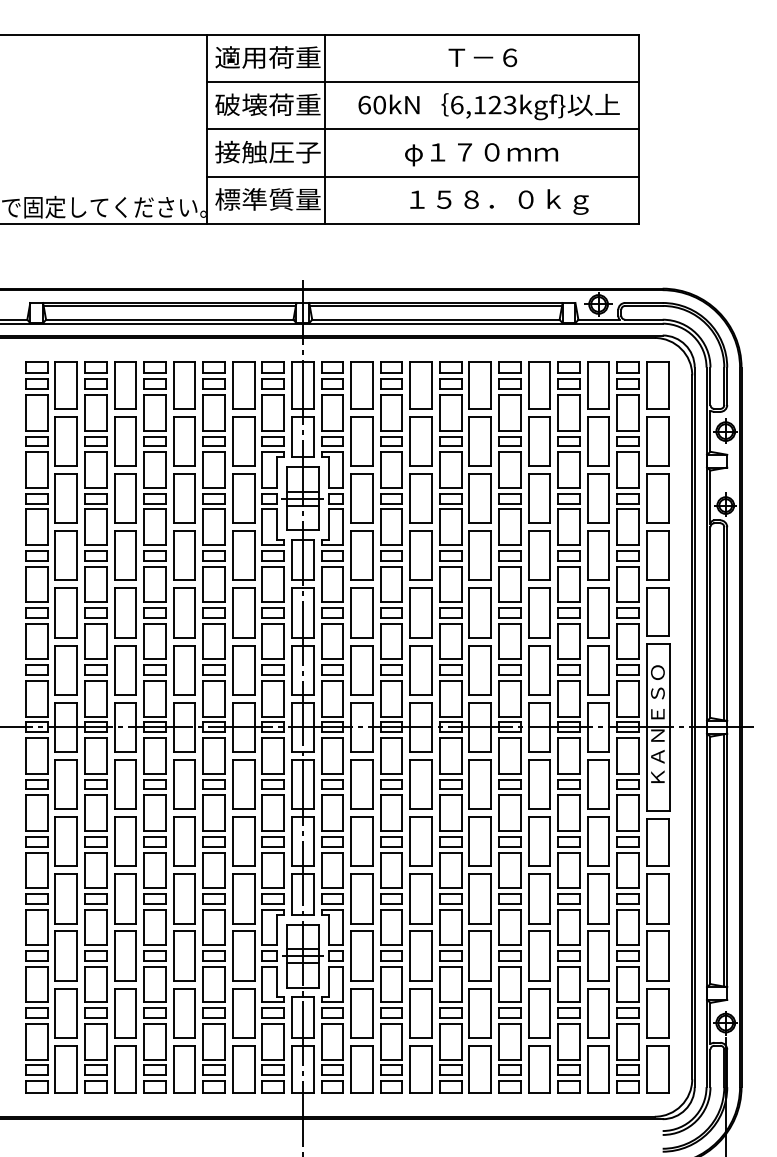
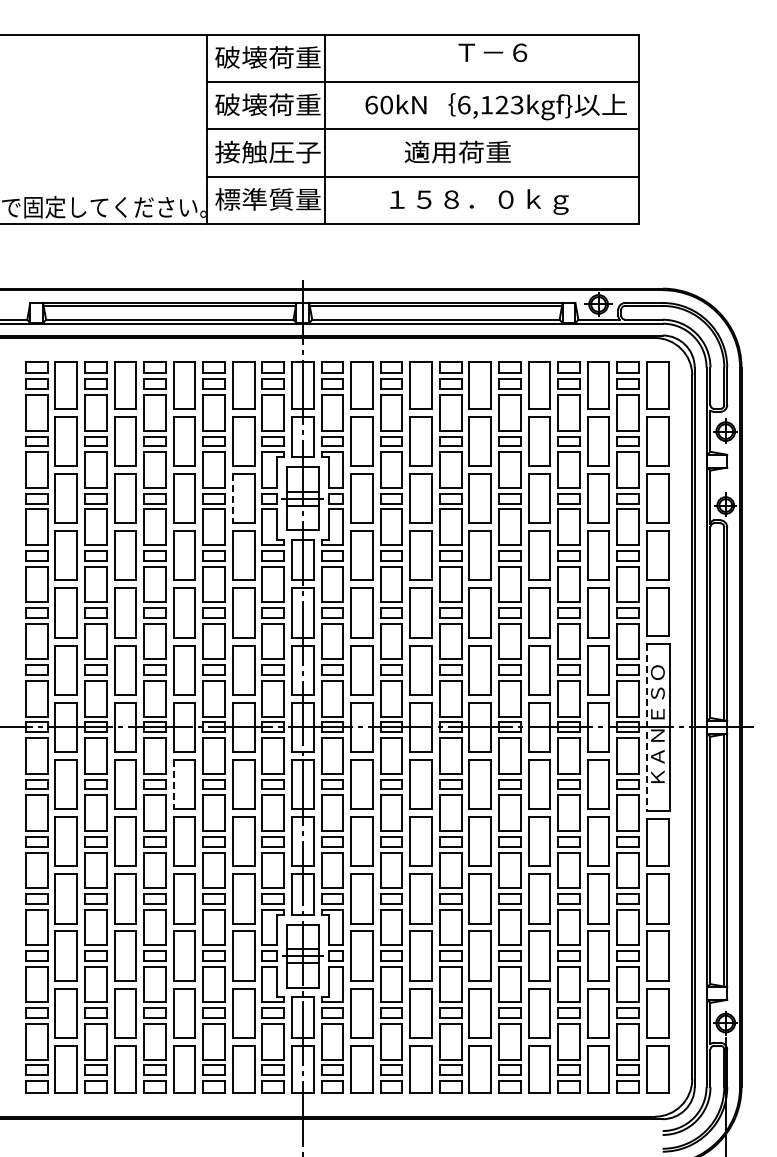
text: 適用荷重 -> 破壊荷重 (241, 57)
text position: (482, 57) -> (492, 52) (492, 52)
text position: (488, 106) -> (495, 106) (495, 106)
text: φ１７０ｍｍ -> 適用荷重 (481, 153)
text position: (499, 201) -> (479, 201) (479, 201)
line: solid -> dashed (232, 498)
line: solid -> dashed (646, 727)
line: solid -> dashed (173, 784)
